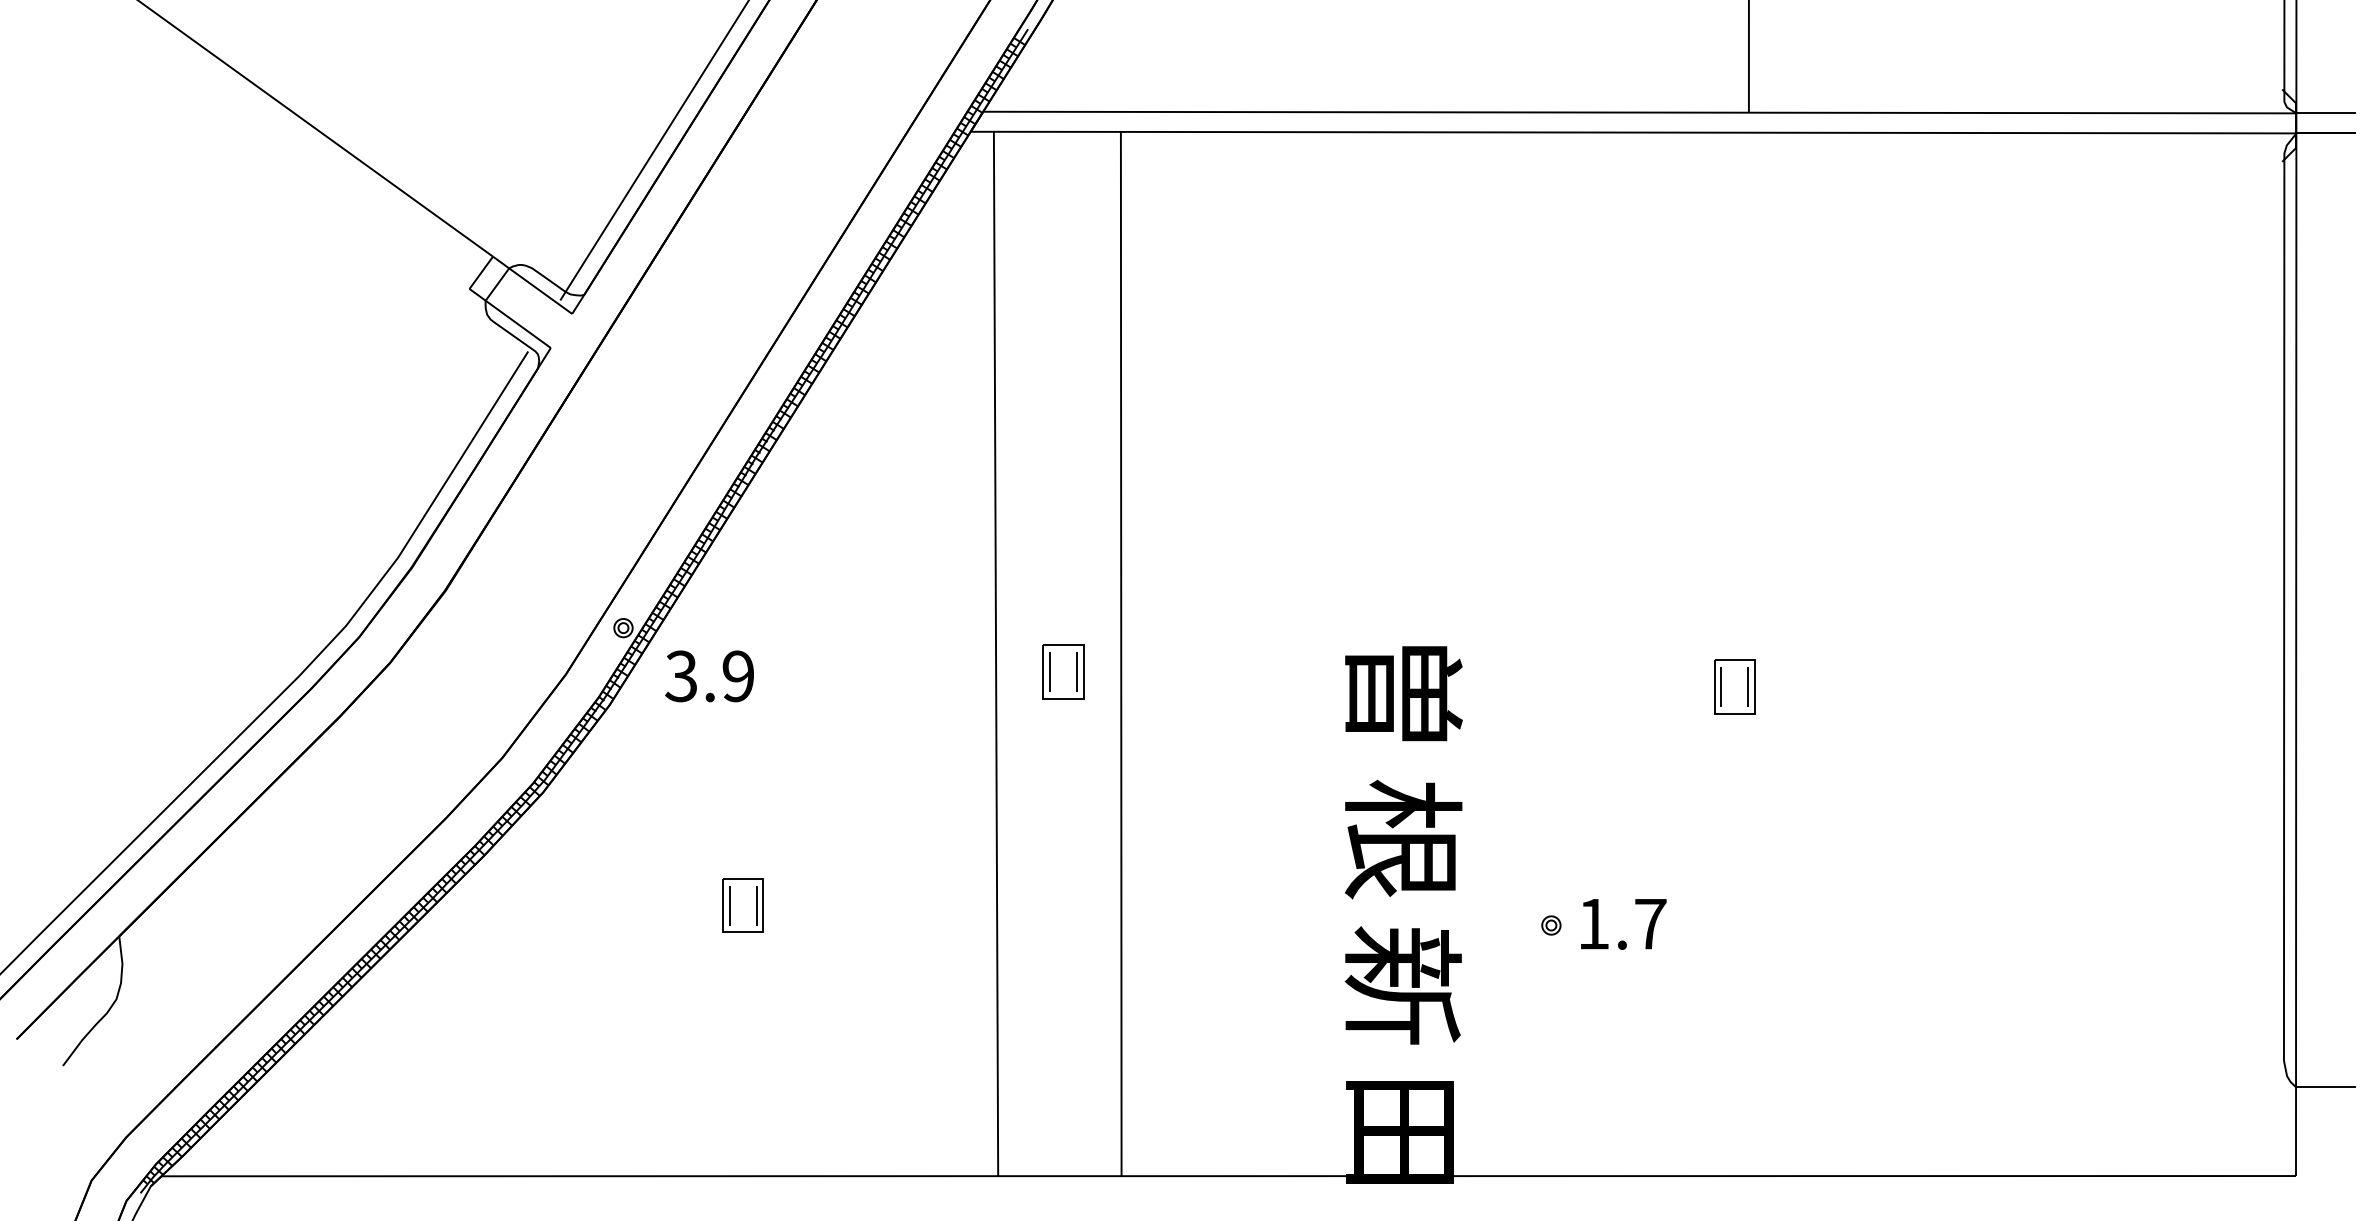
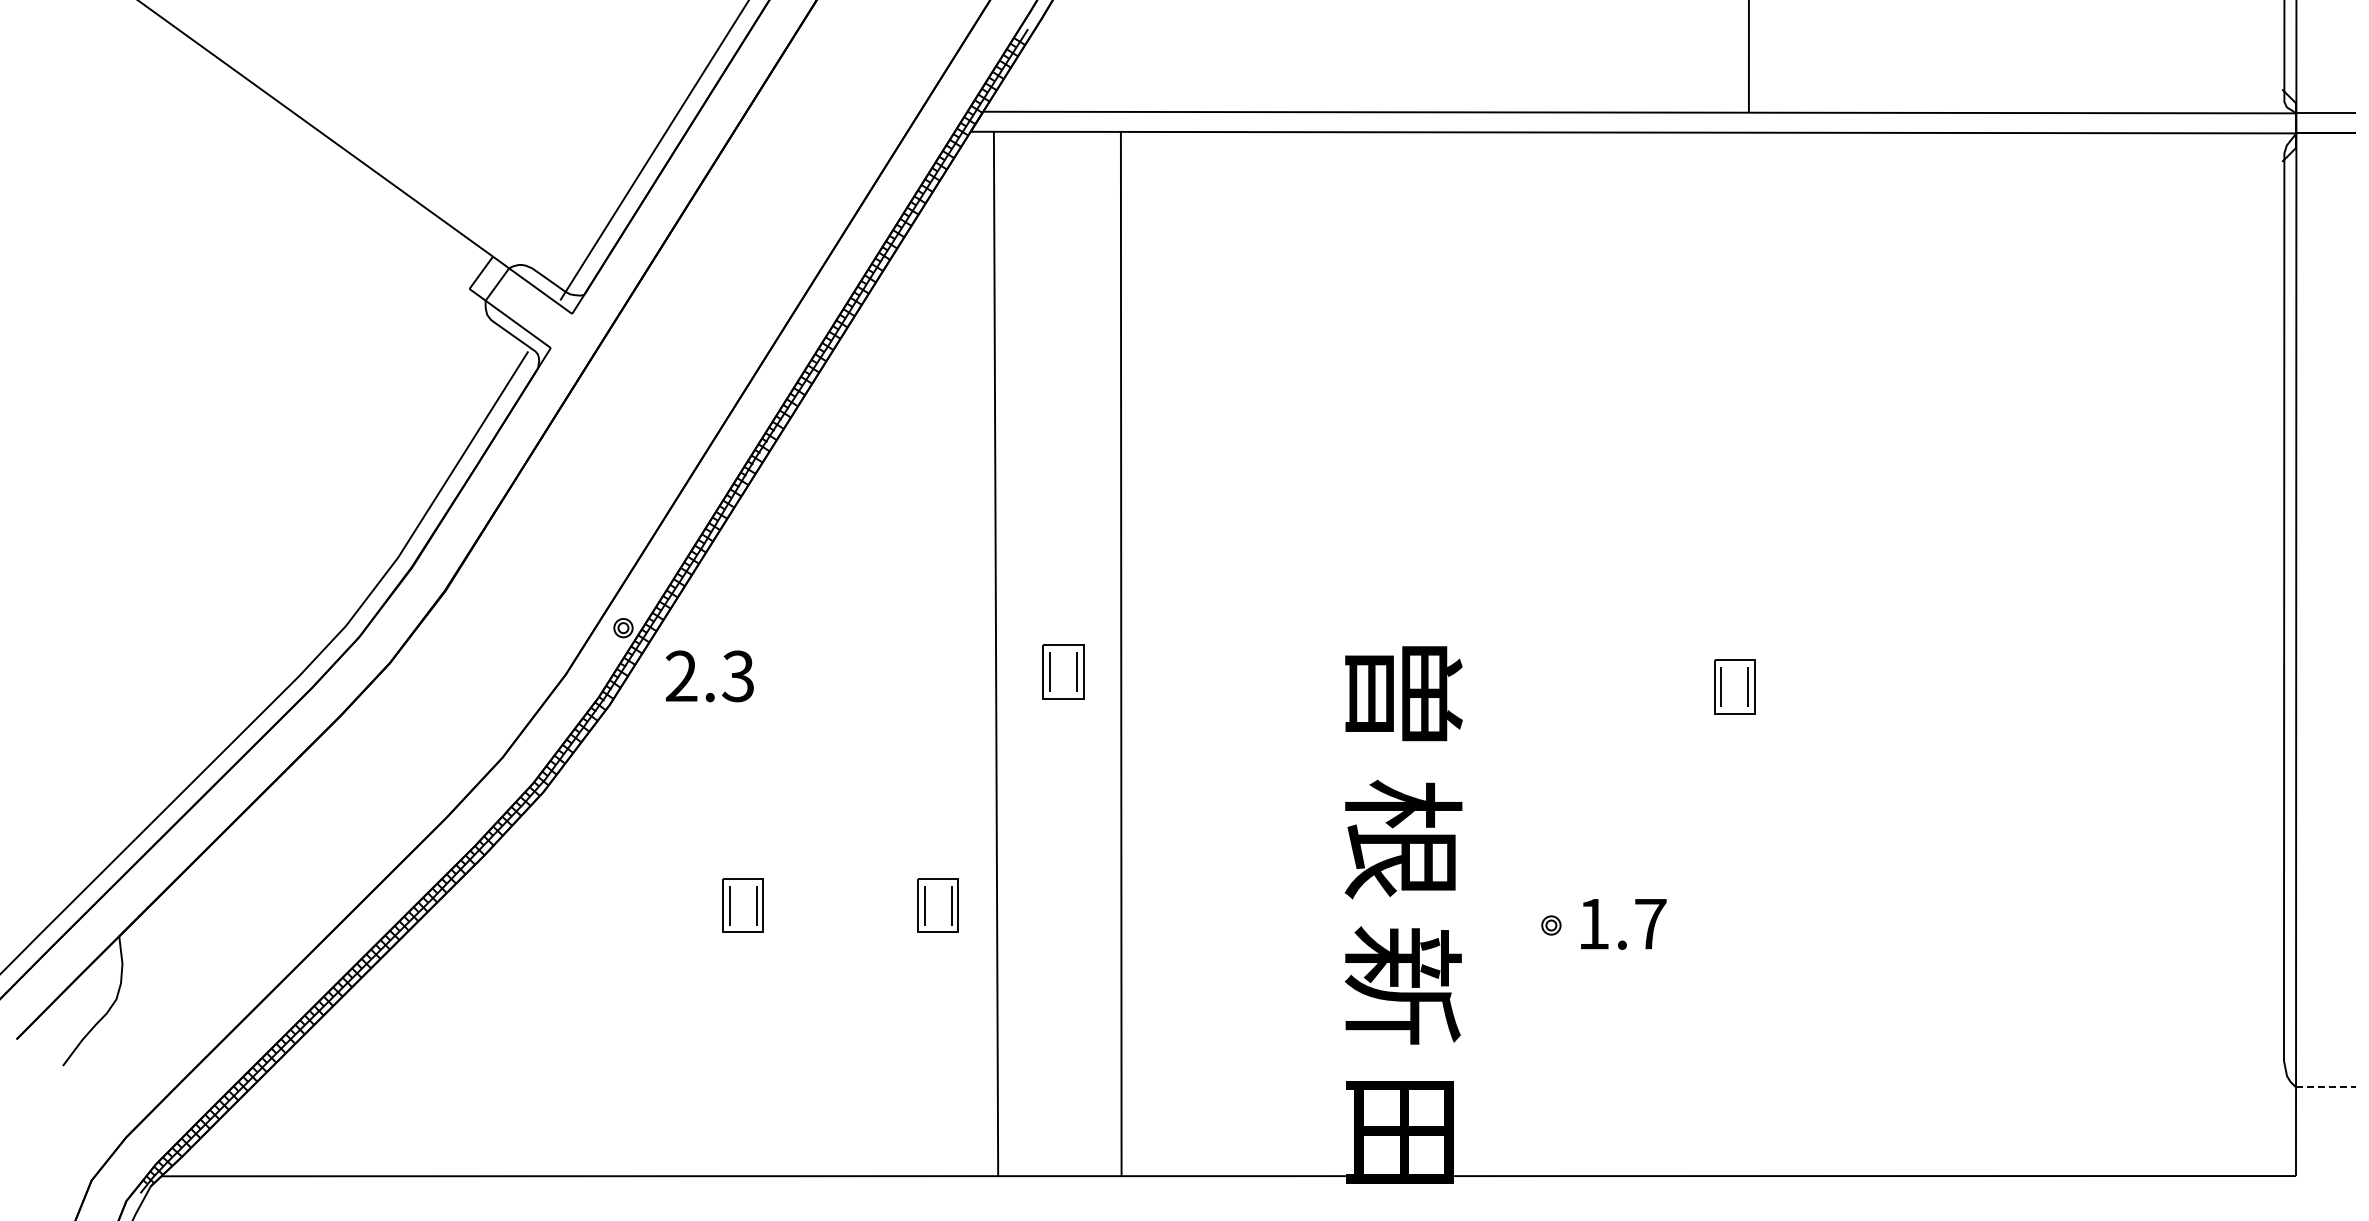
text: 3.9 -> 2.3 (709, 676)
part: none -> present (937, 905)
line: solid -> dashed (2326, 1087)
